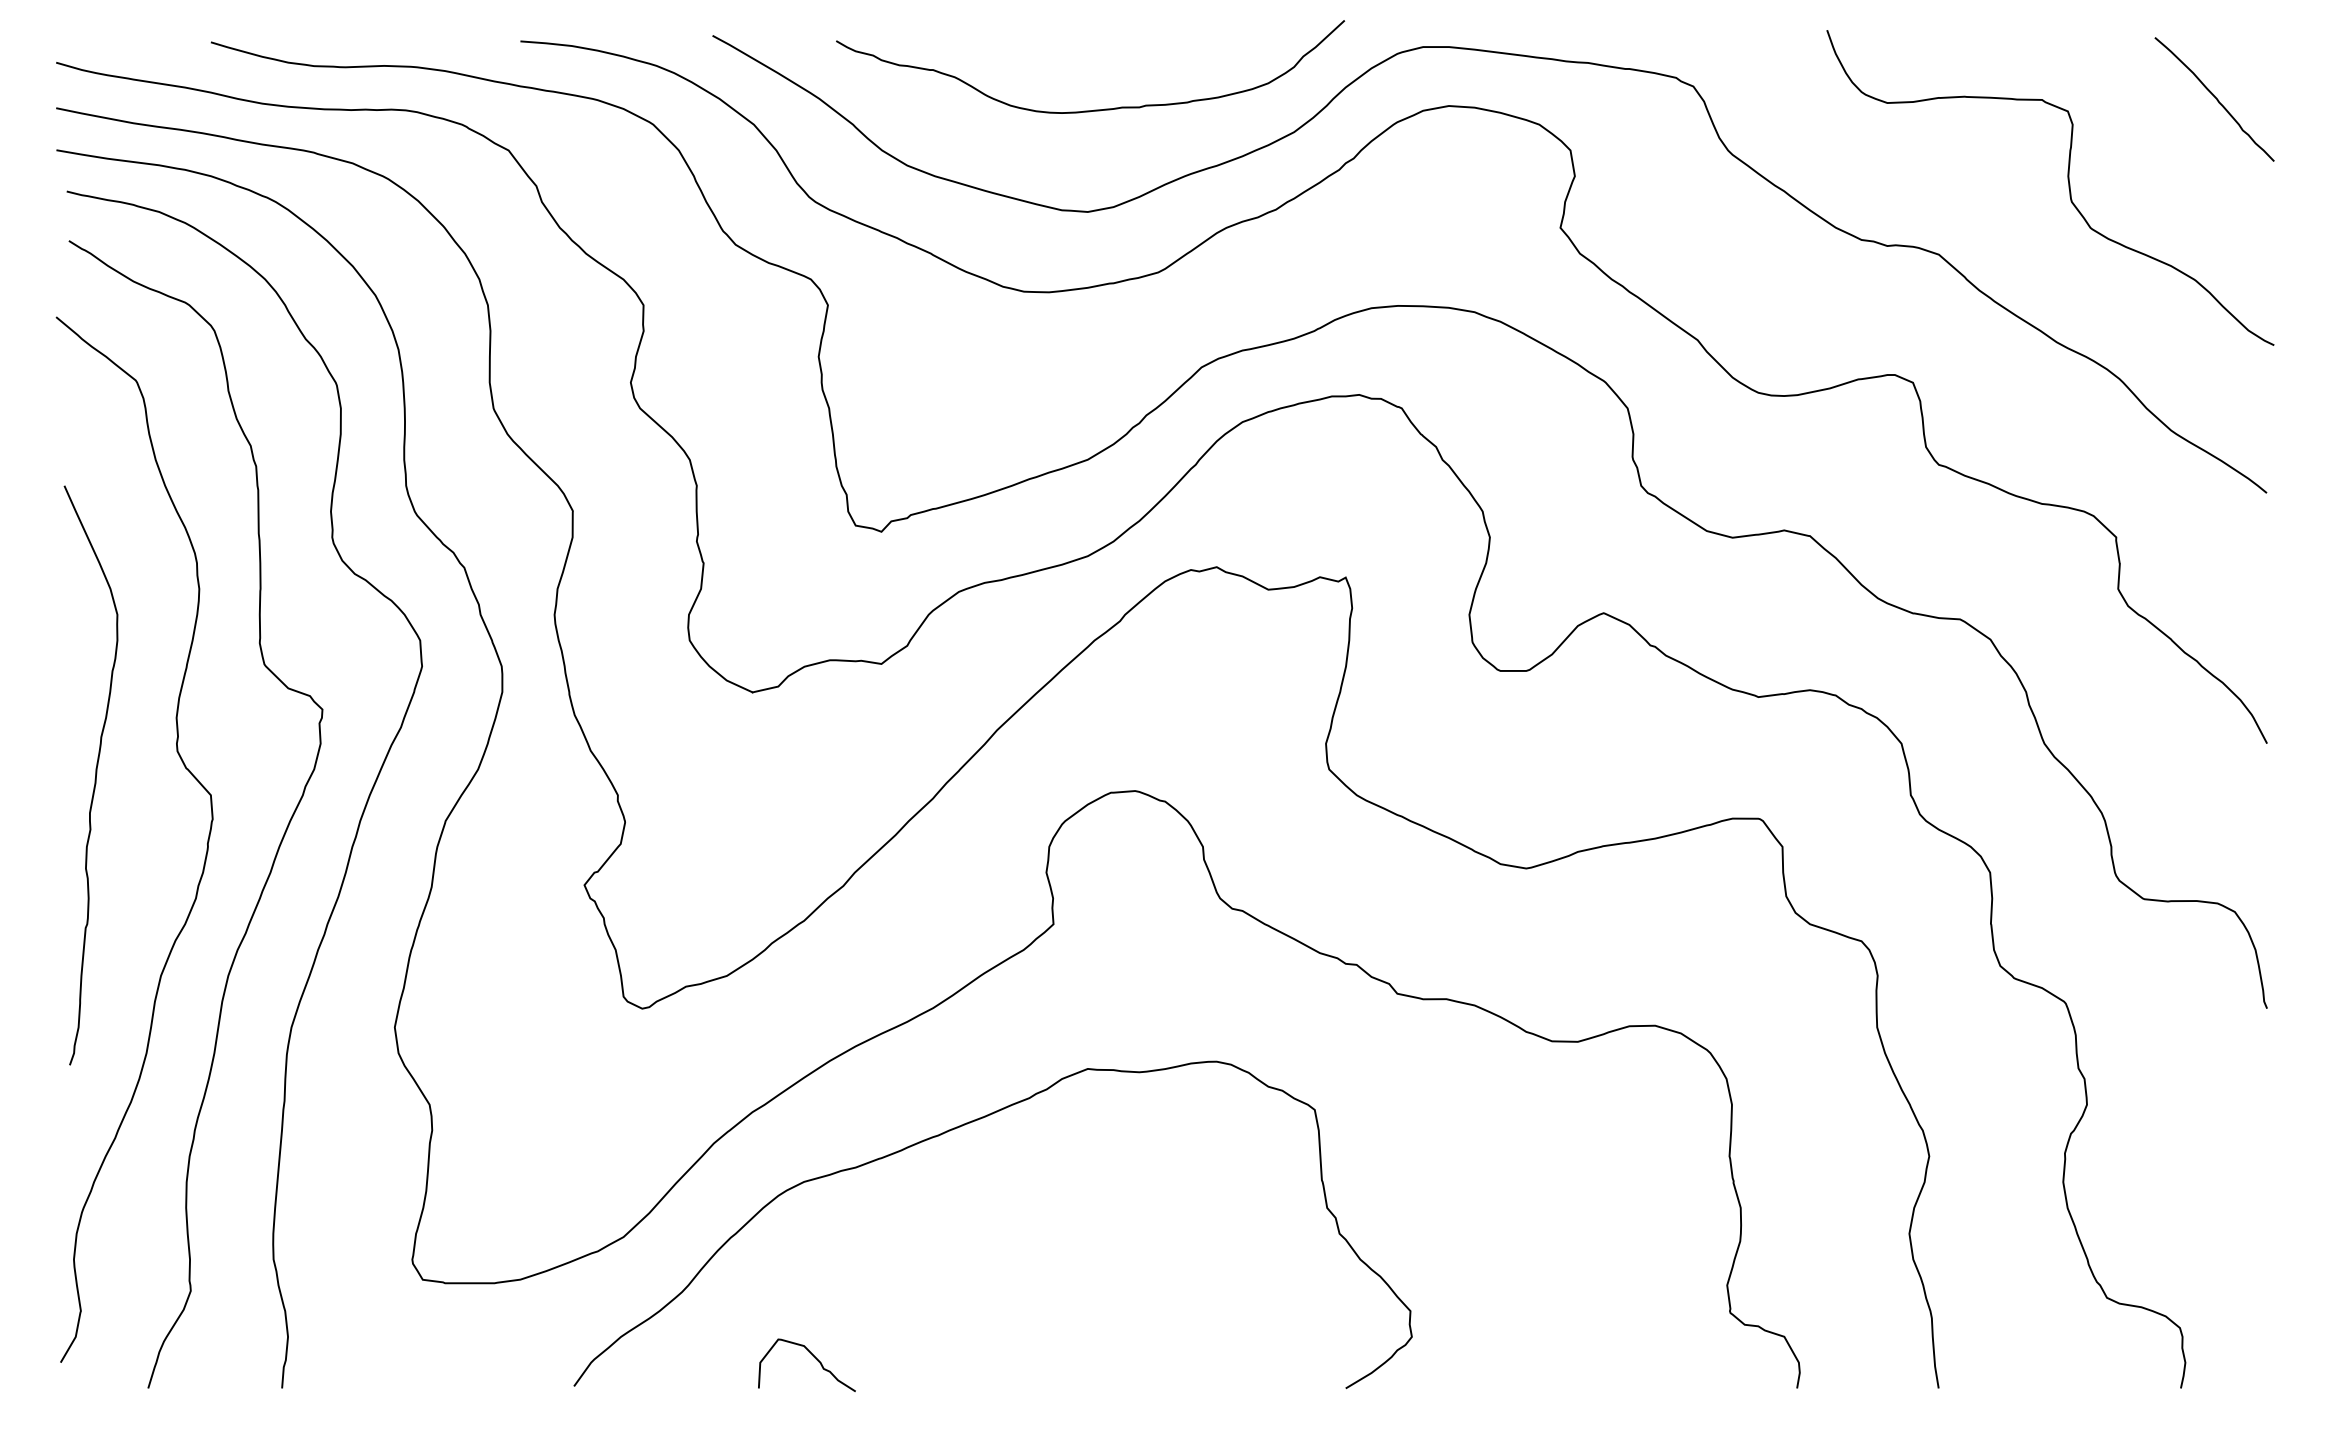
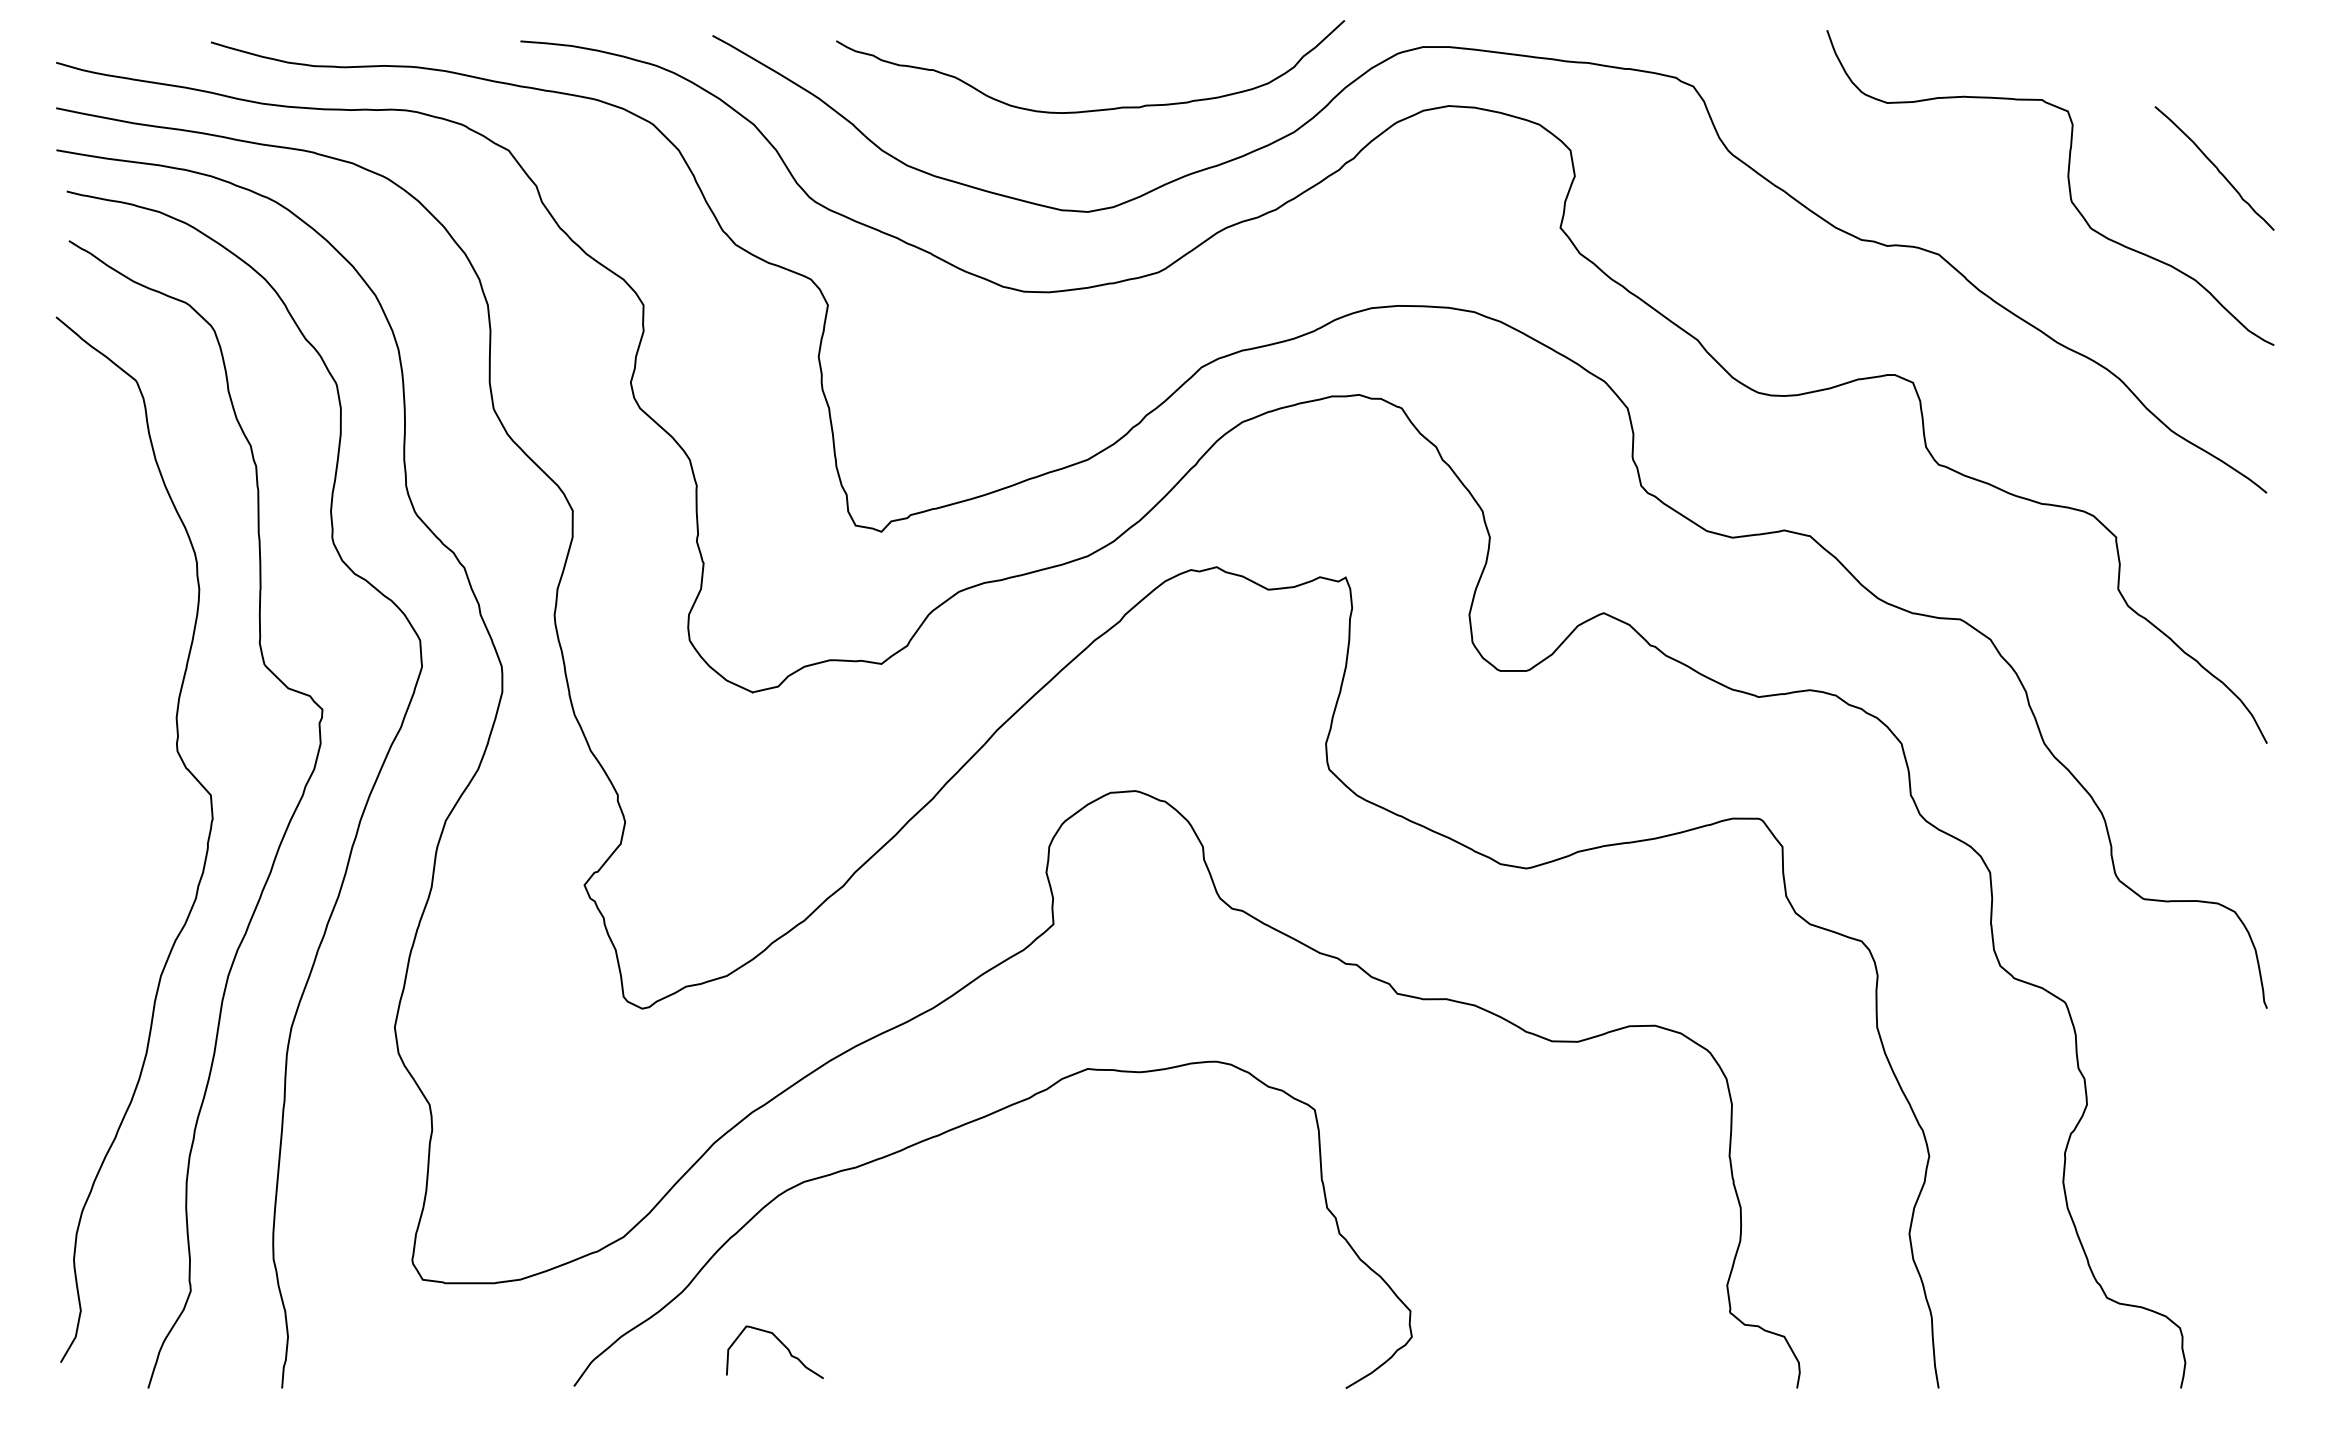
curve position: (2215, 98) -> (2215, 167) (2215, 167)
curve: present -> none (95, 775)
curve position: (816, 1360) -> (784, 1347) (784, 1347)
